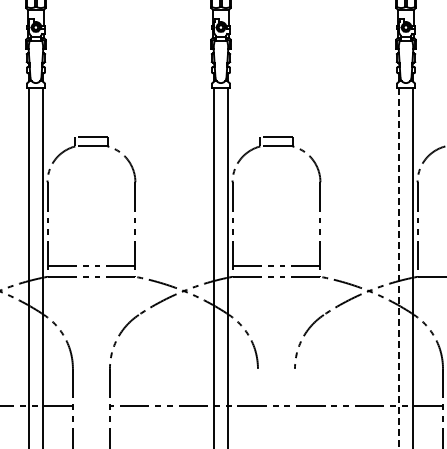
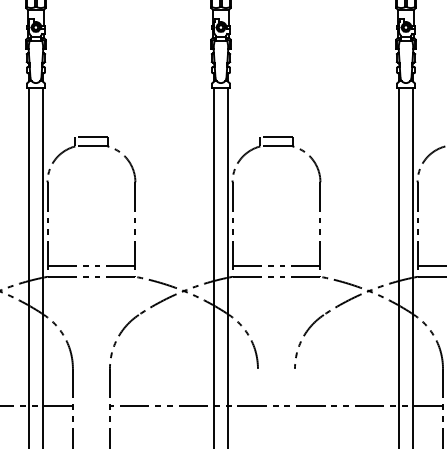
line: none -> present (430, 265)
line: dashed -> solid (398, 268)
